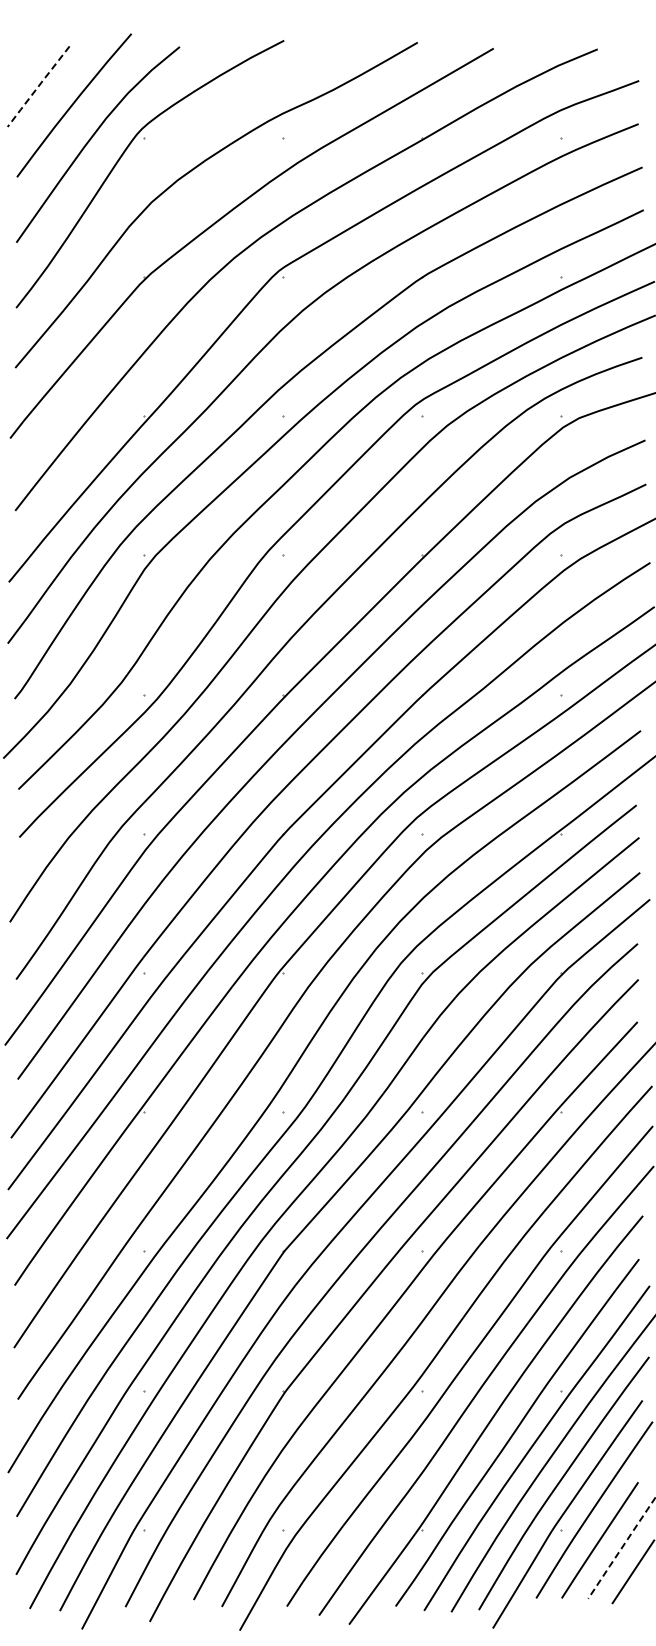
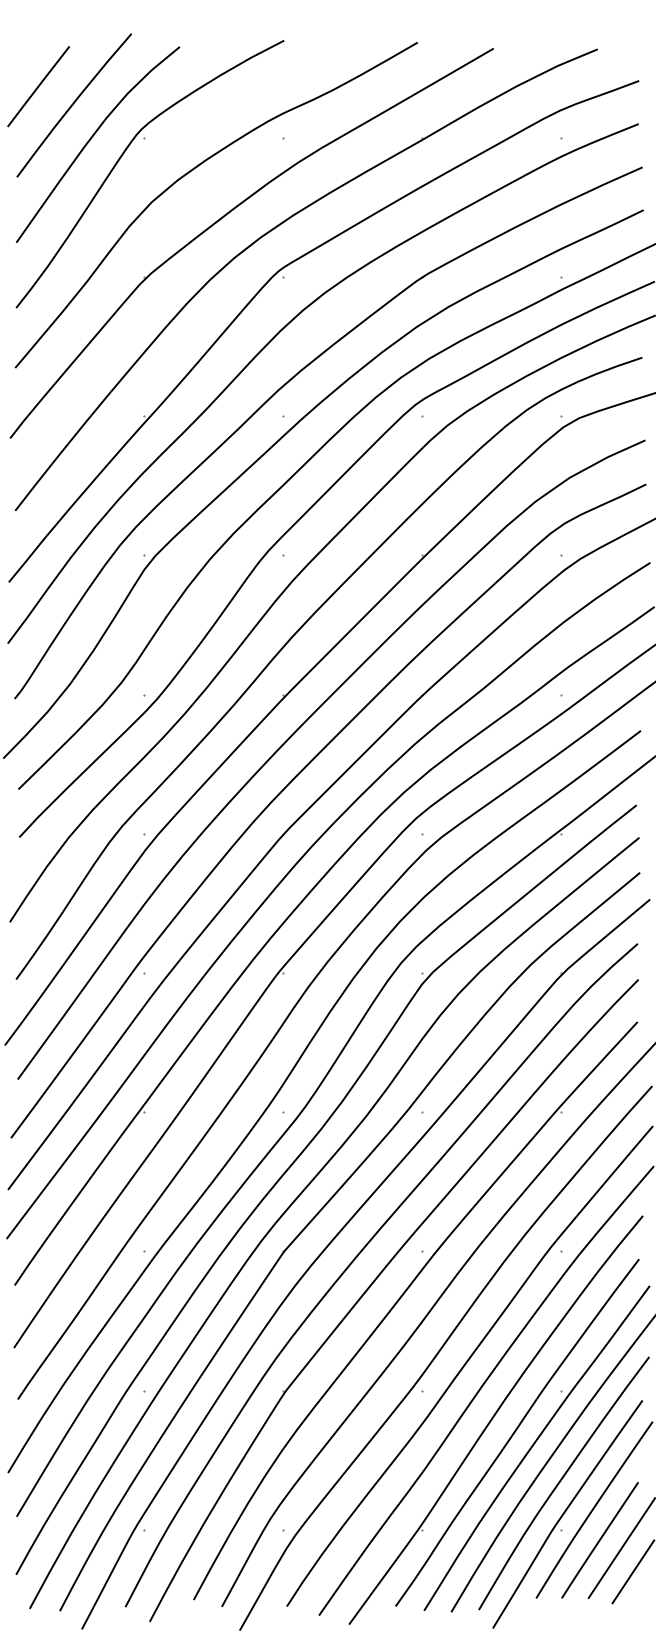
line: dashed -> solid (37, 87)
line: dashed -> solid (621, 1548)
